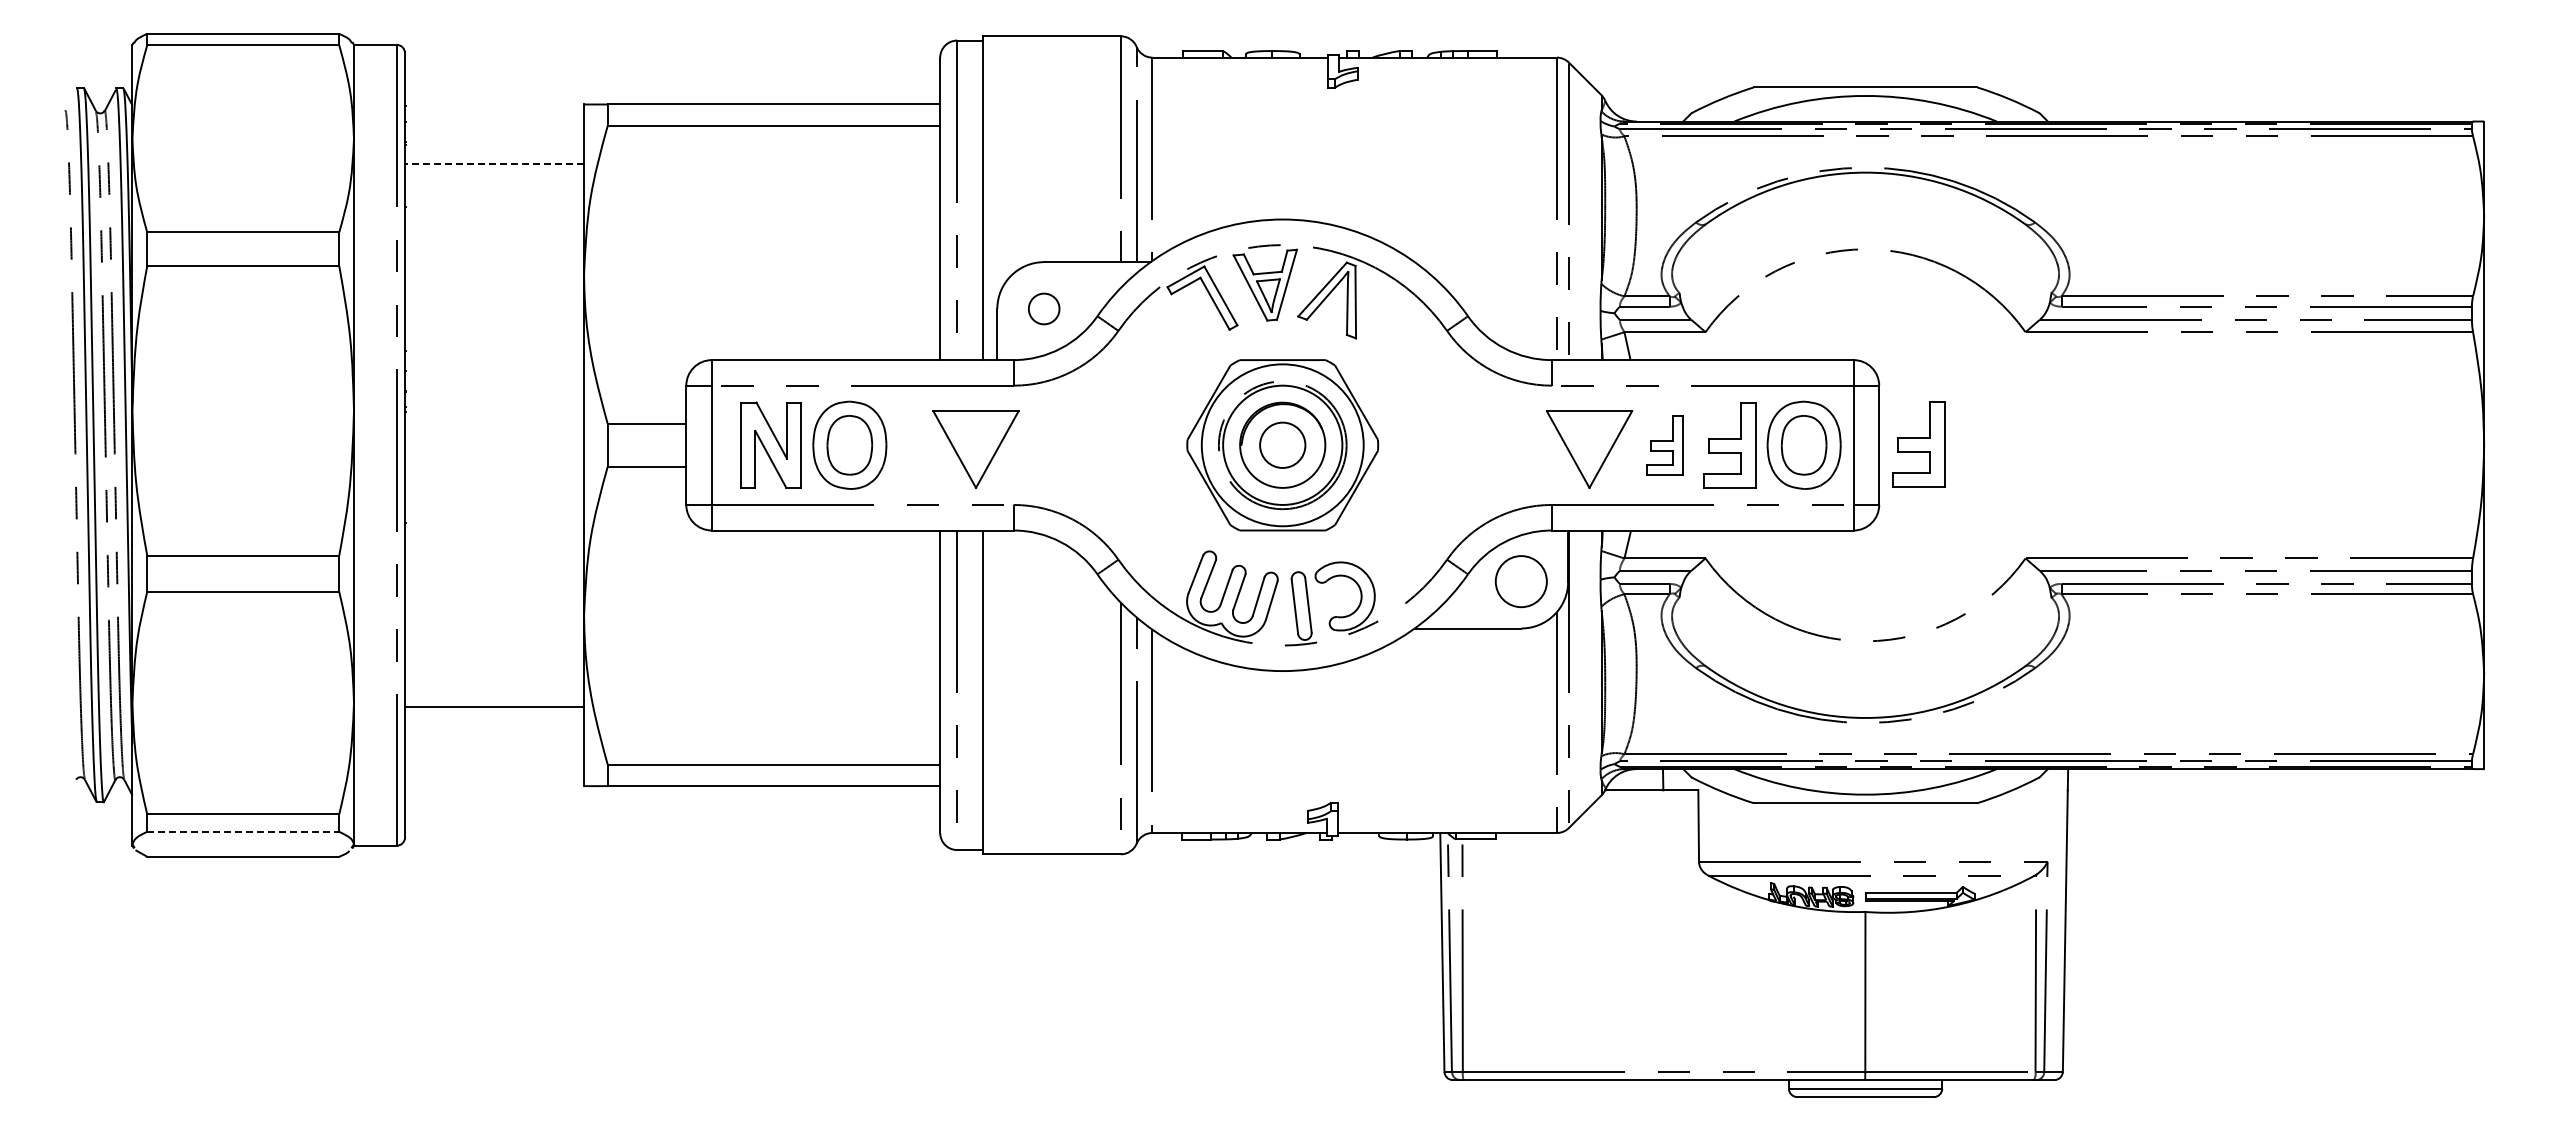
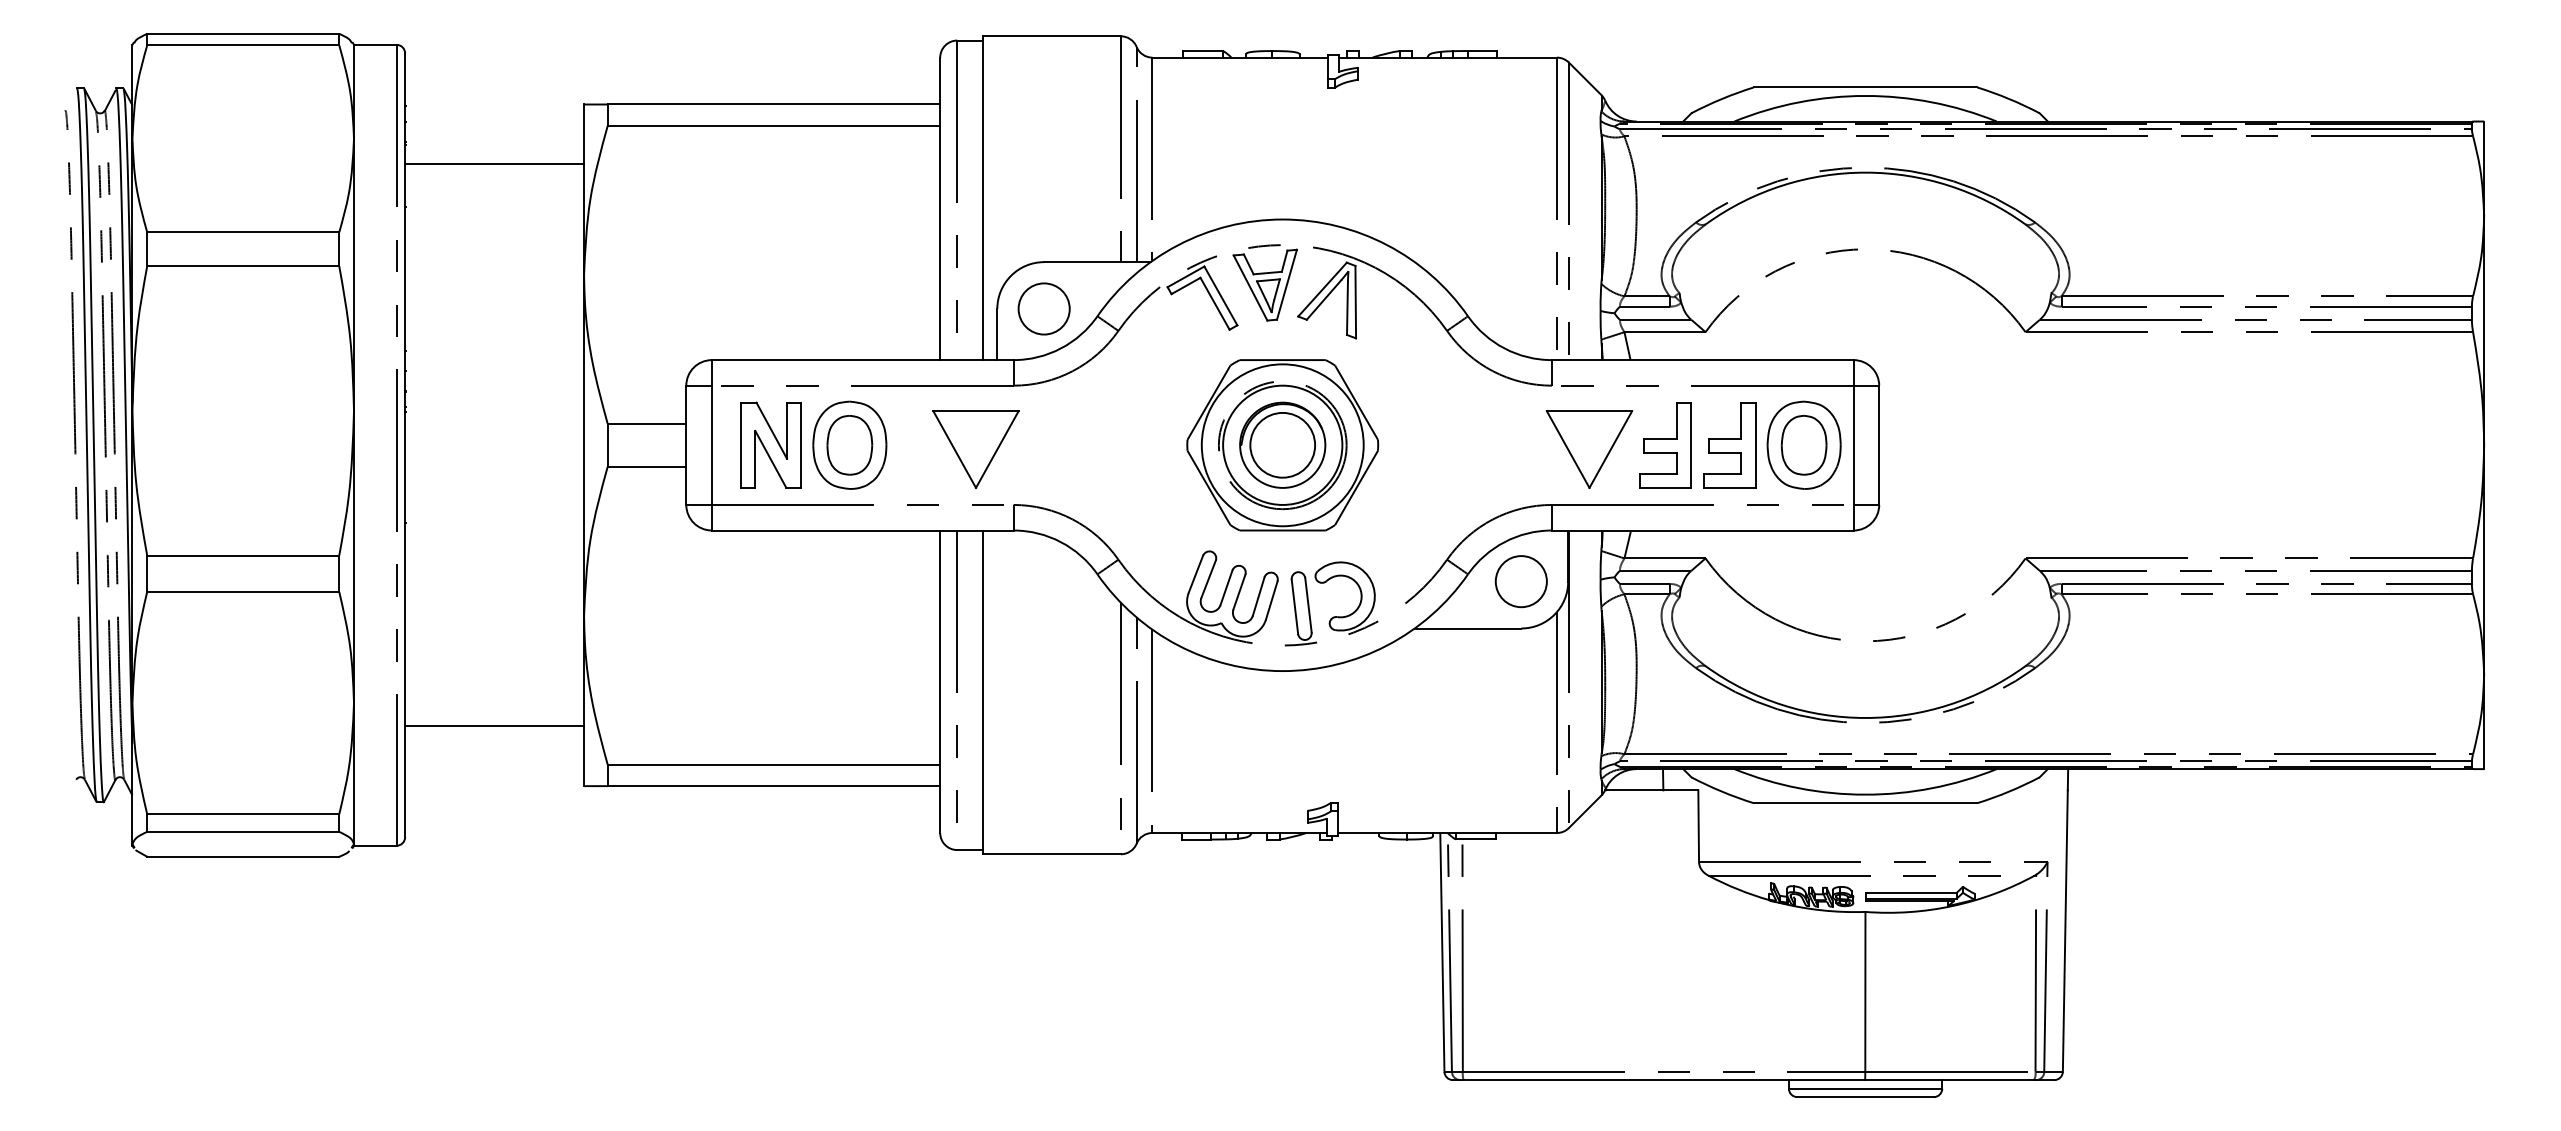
line: dashed -> solid (494, 164)
circle diameter: 31 px -> 51 px (1043, 308)
circle diameter: 45 px -> 65 px (1282, 444)
part: present -> none (1918, 444)
part size: 38x61 px -> 53x87 px (1665, 445)
line position: (494, 707) -> (494, 726) (494, 726)
line: dashed -> solid (243, 831)
